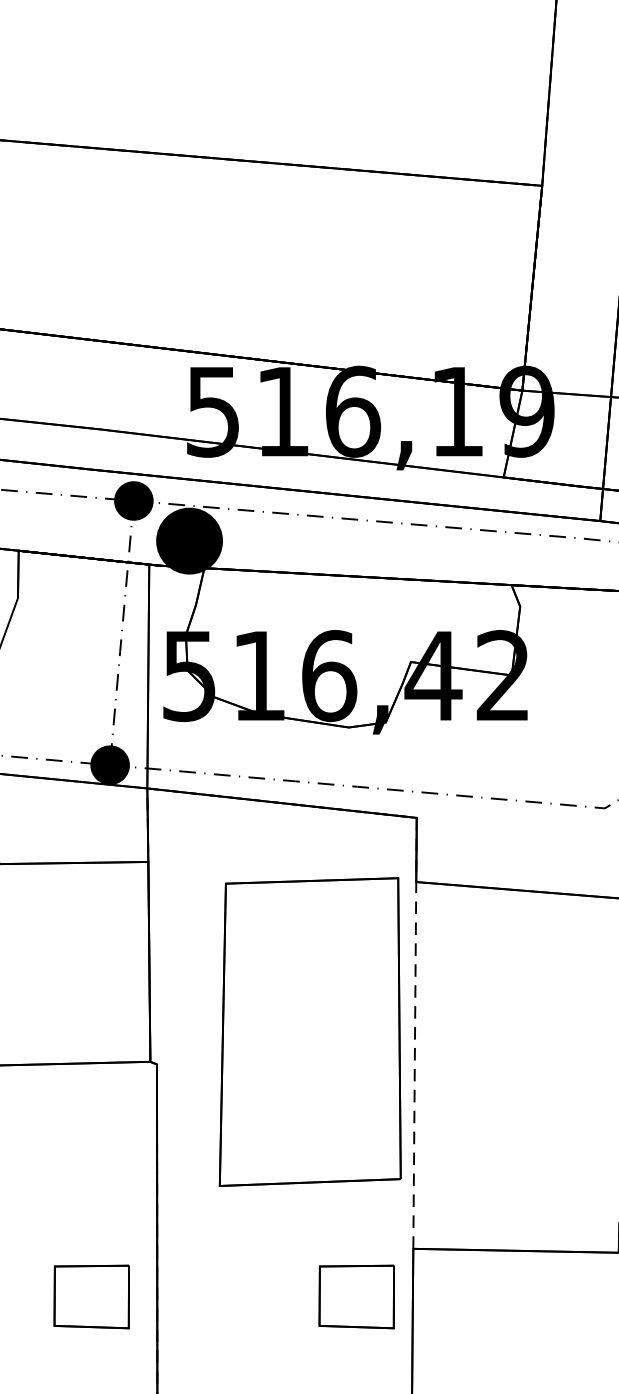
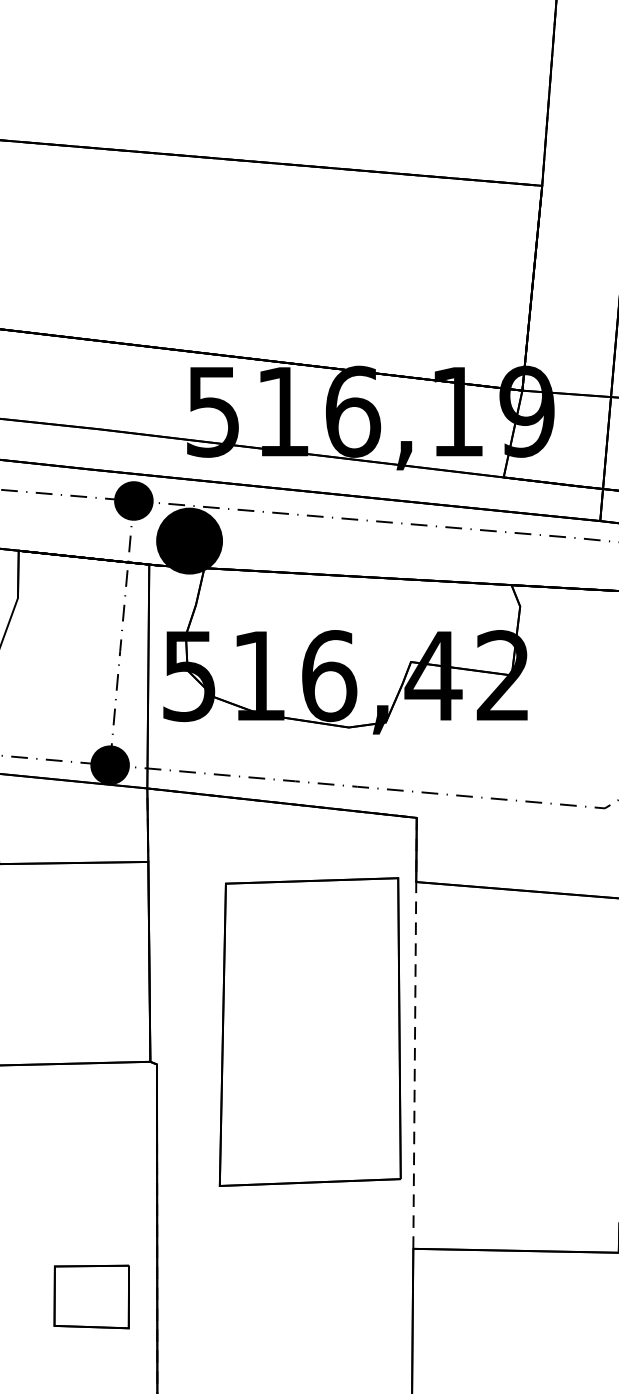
part: present -> none (356, 1296)
